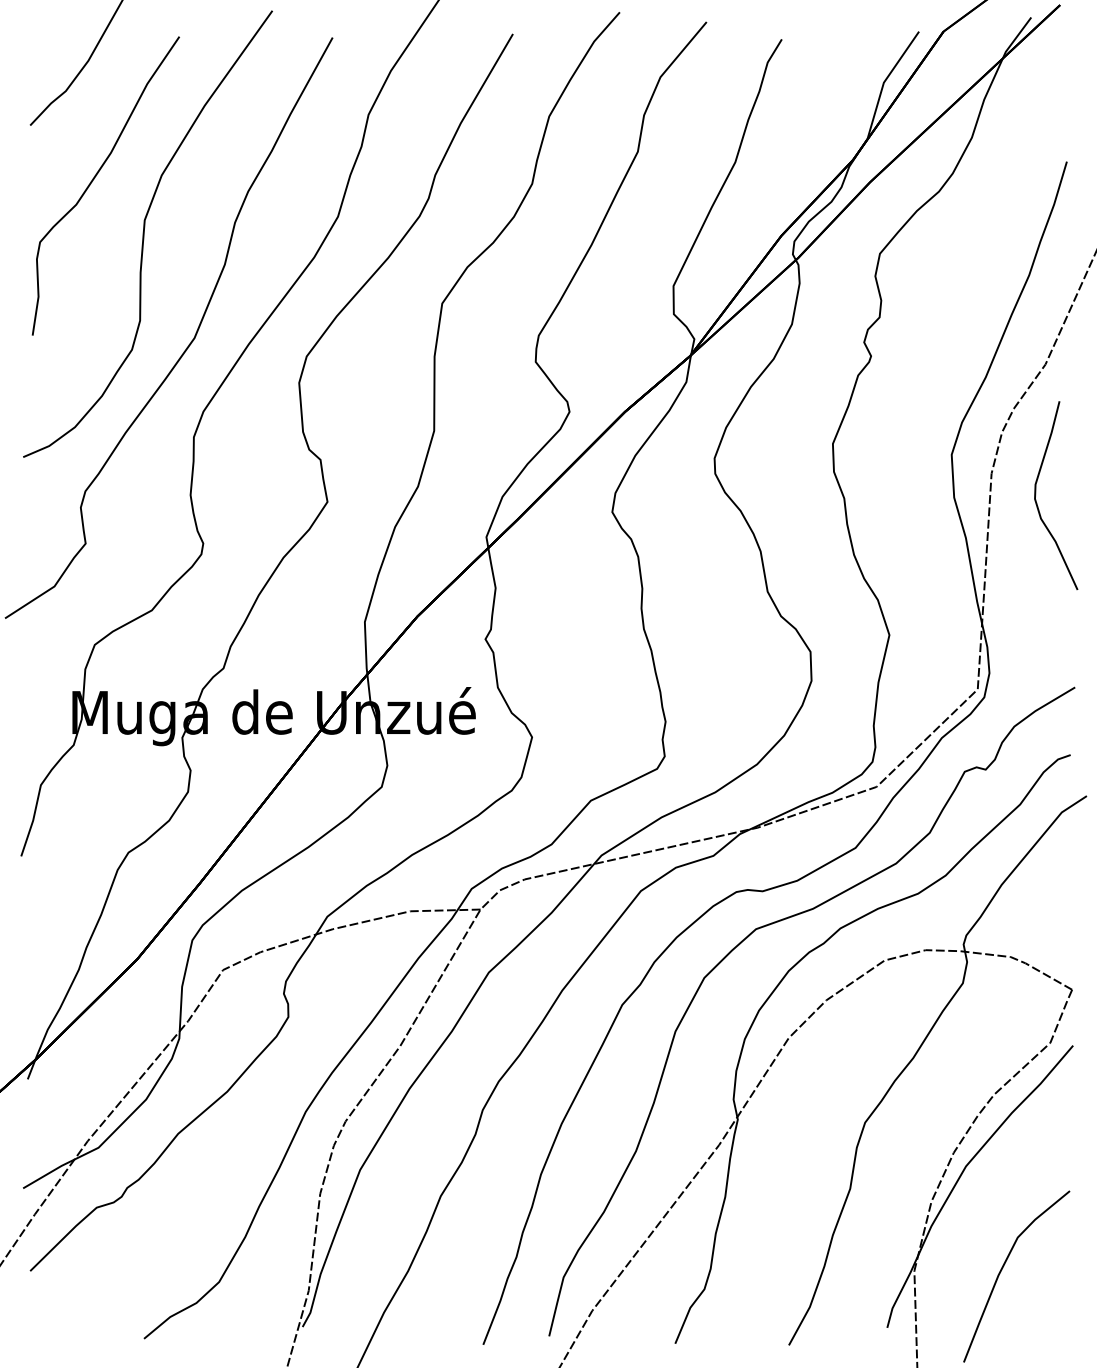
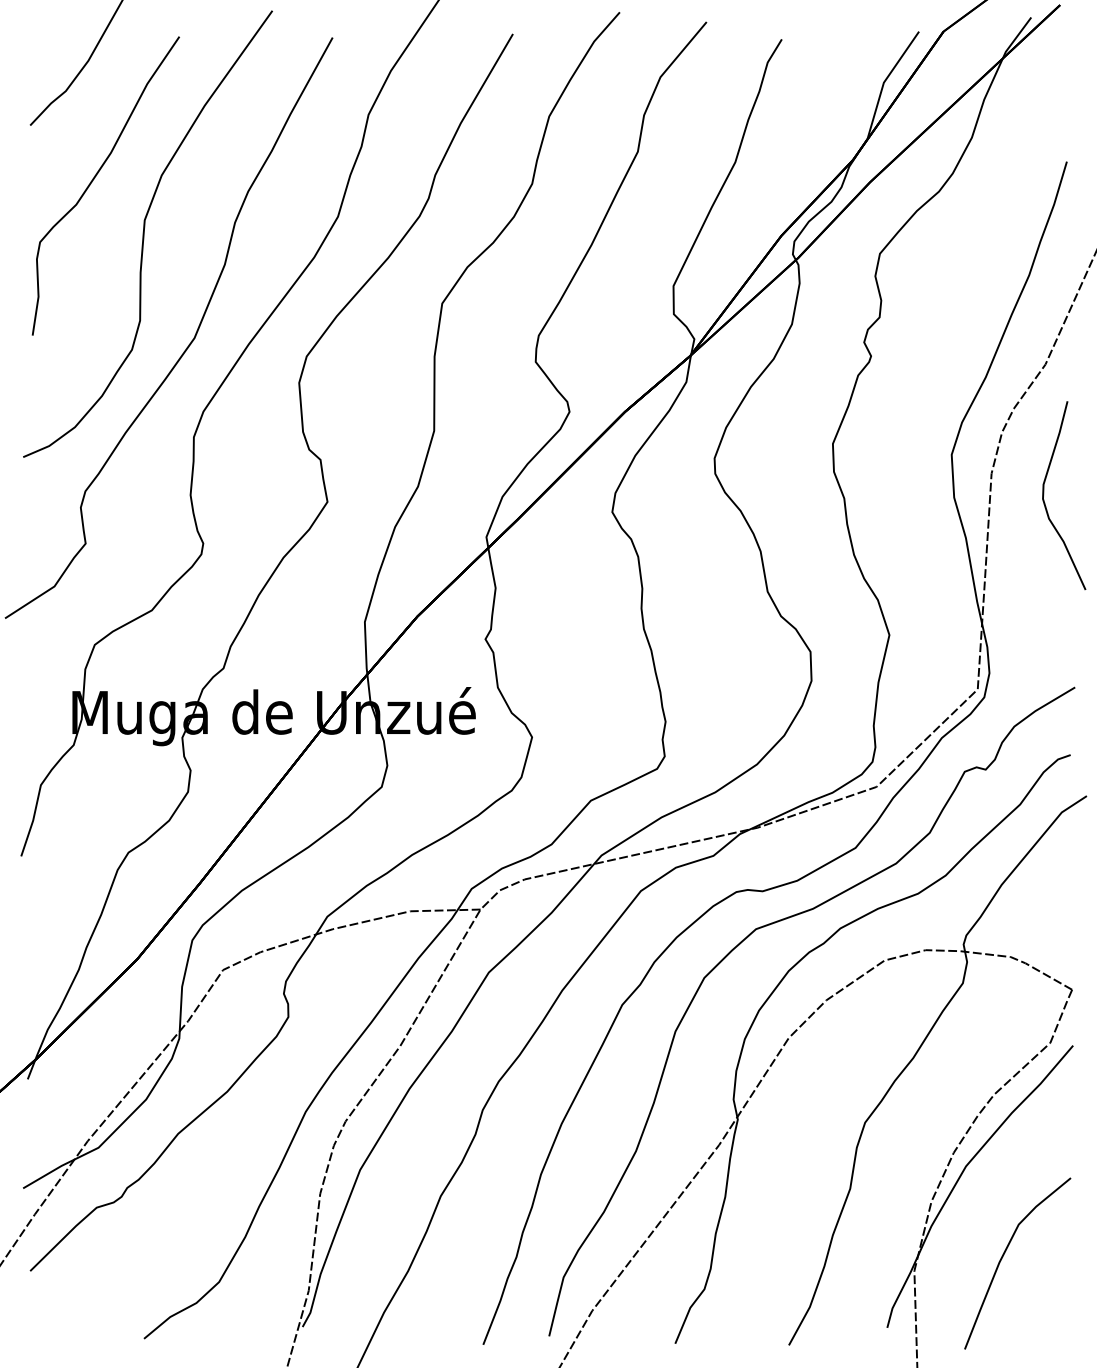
curve position: (1036, 494) -> (1044, 494) (1044, 494)
curve position: (1002, 1270) -> (1003, 1257) (1003, 1257)
